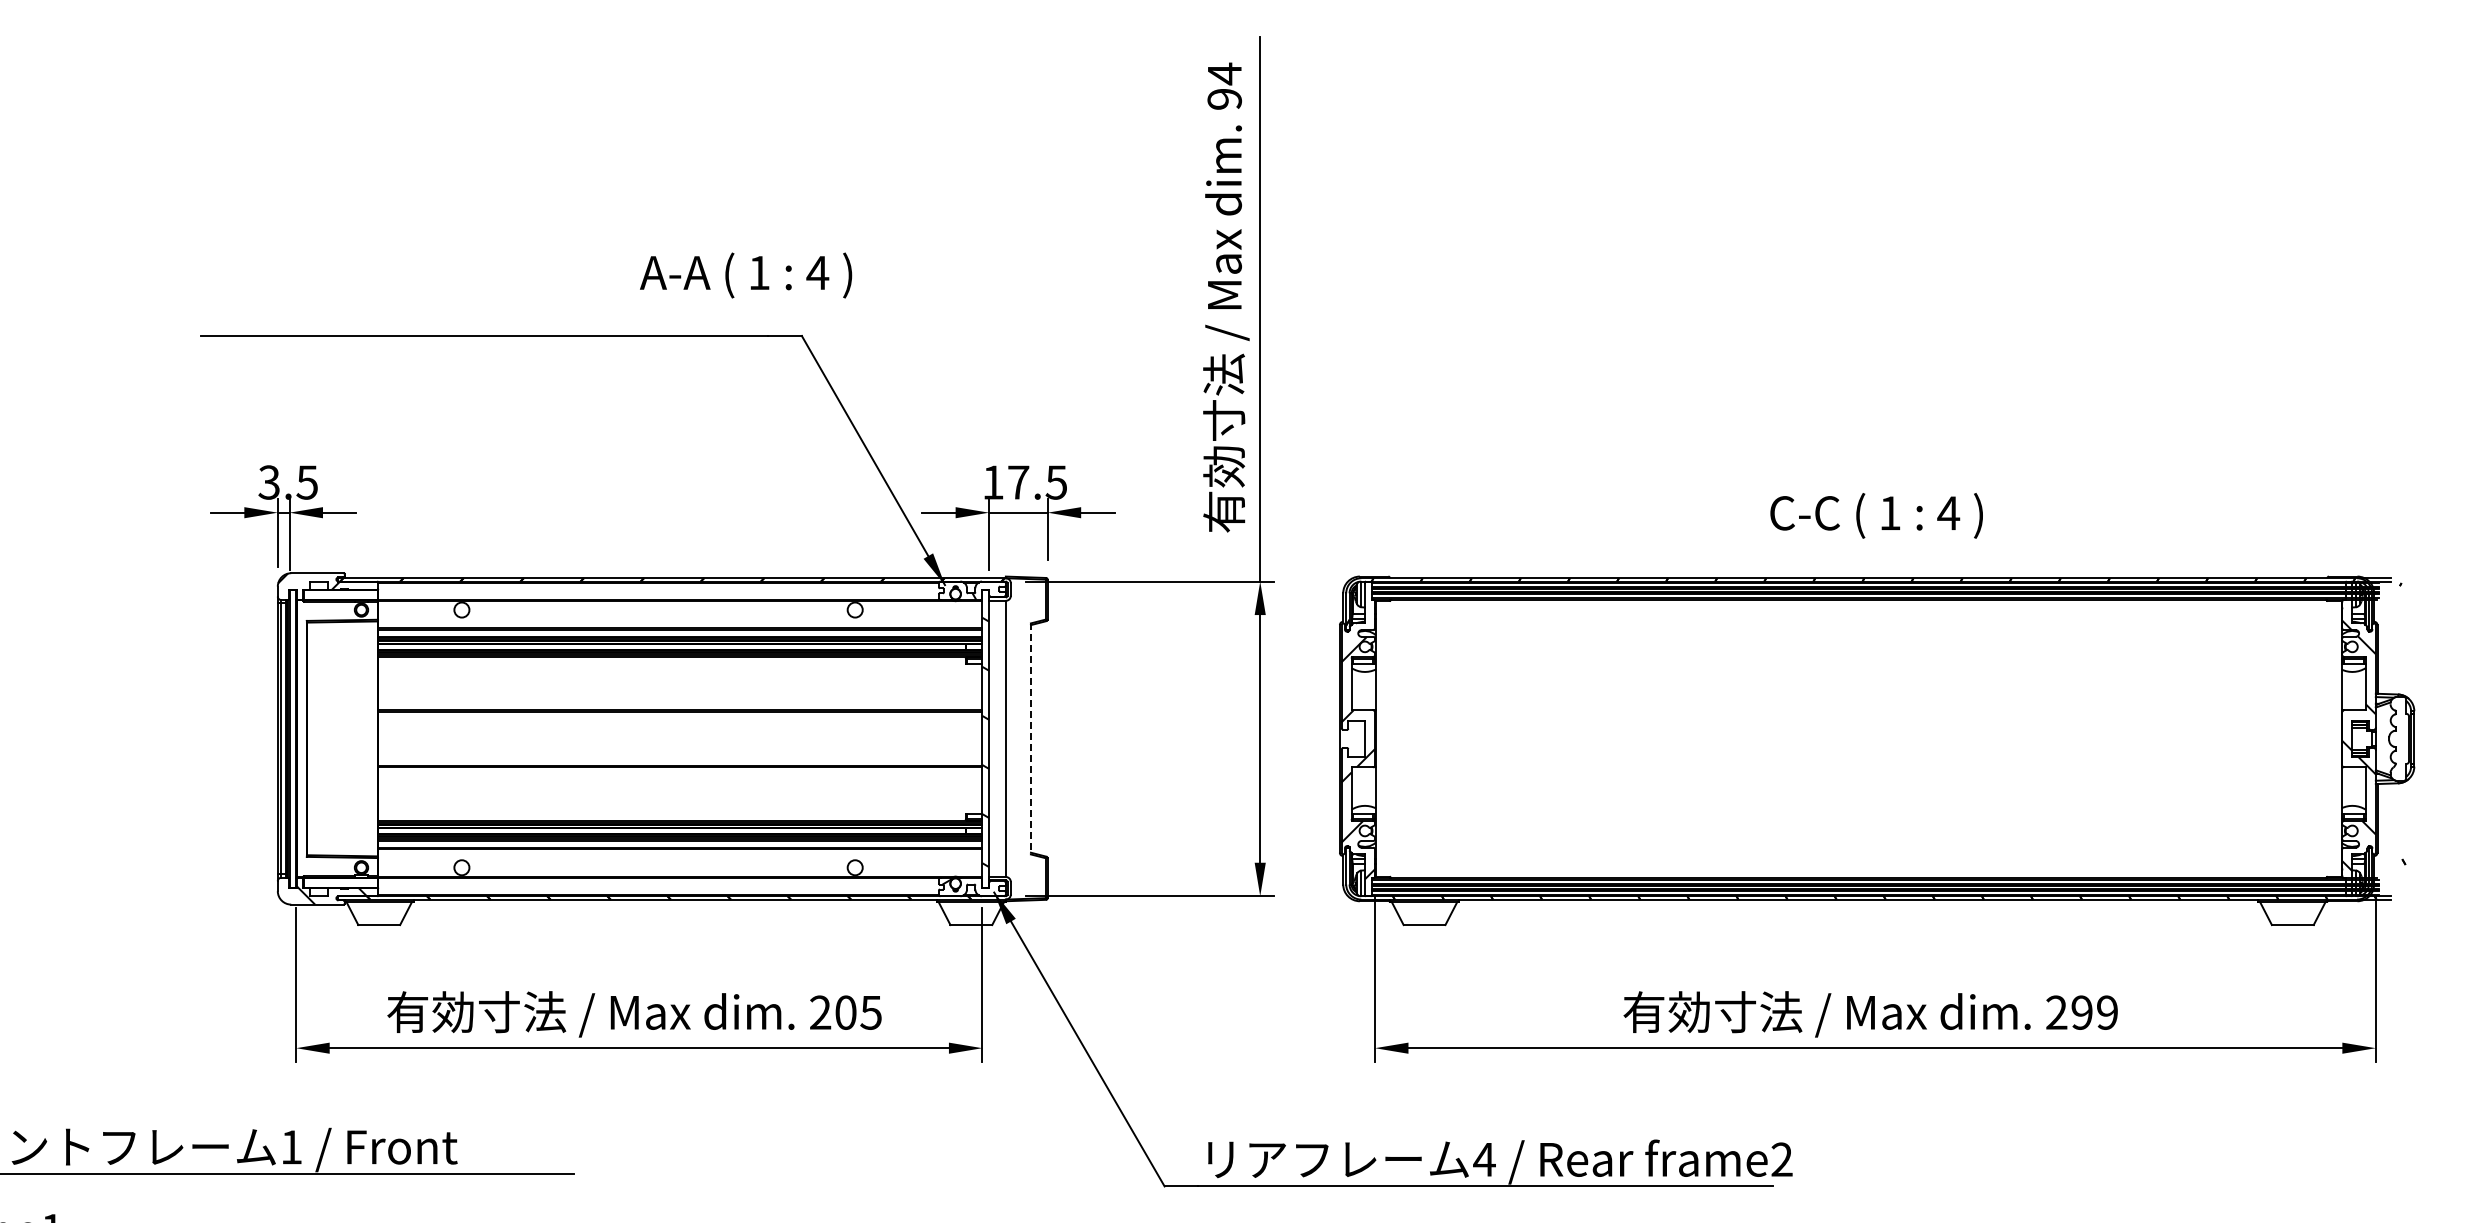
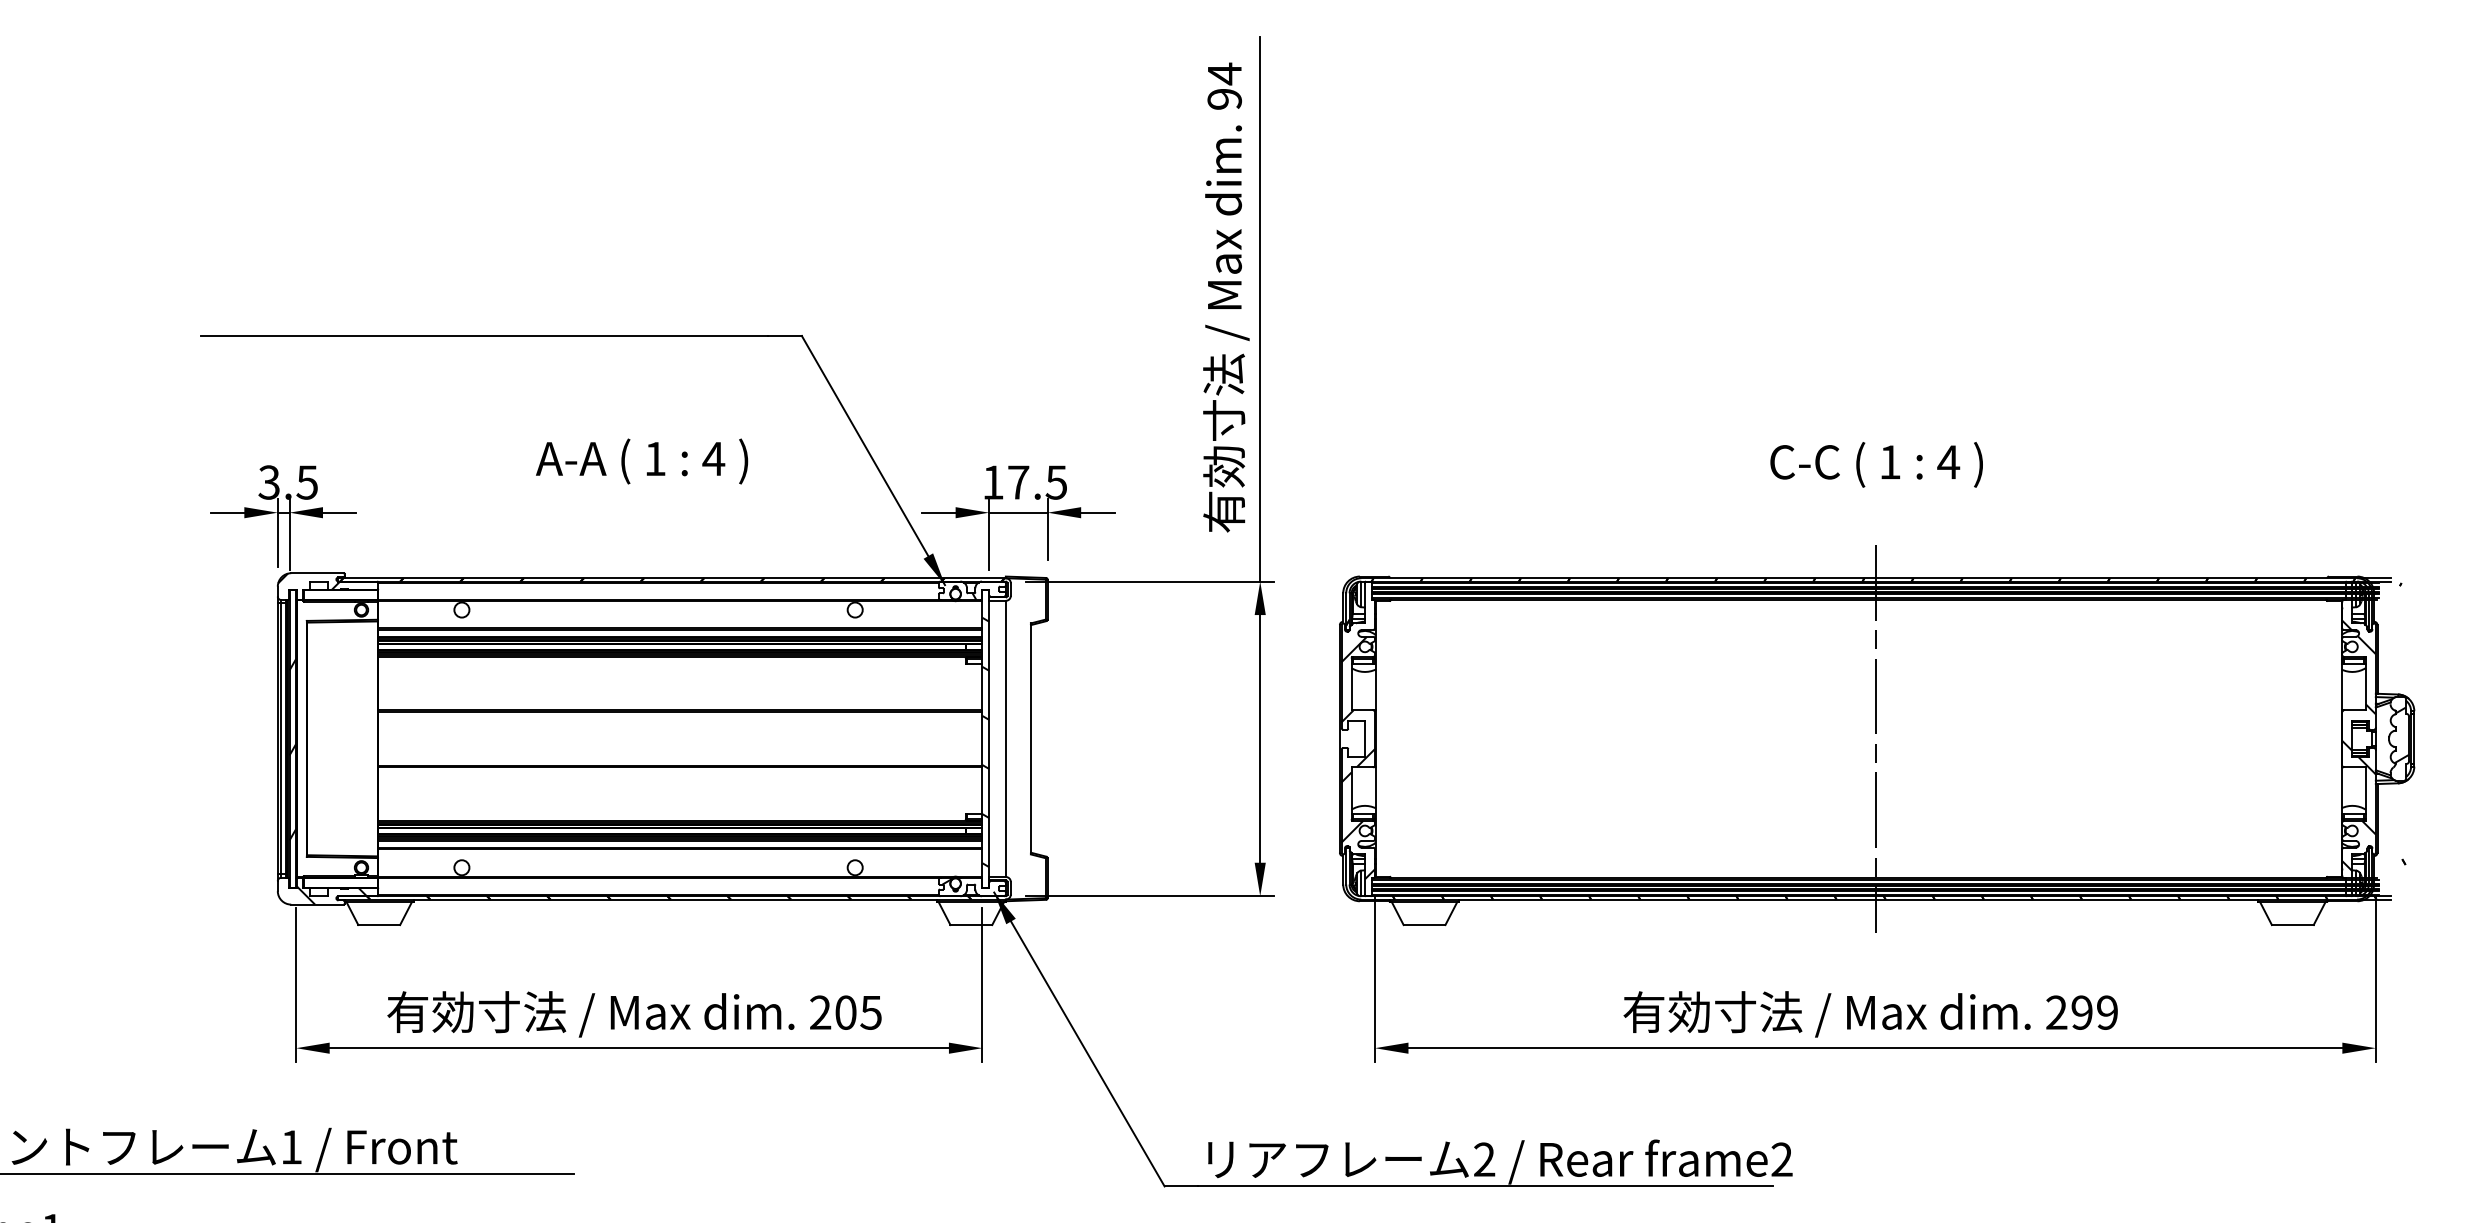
text position: (746, 275) -> (642, 461) (642, 461)
text position: (1876, 515) -> (1876, 464) (1876, 464)
hatch: none -> present (2401, 735)
line: dashed -> solid (1030, 738)
line: none -> present (1875, 738)
hatch: none -> present (292, 749)
text: 4 -> 2 (1484, 1159)
